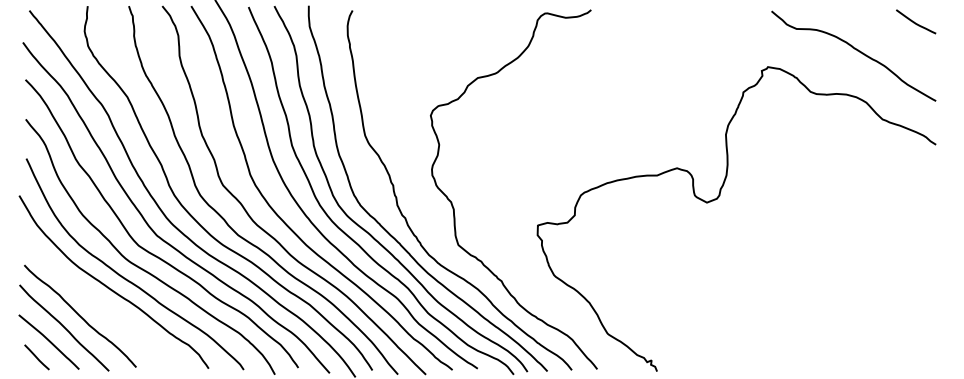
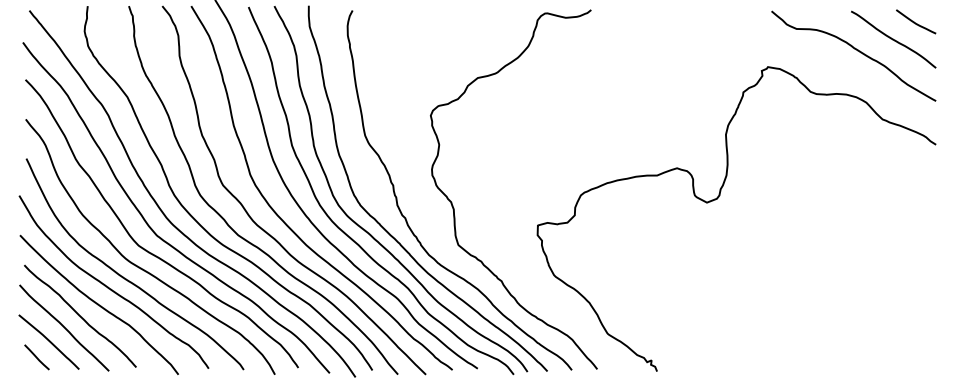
curve: none -> present (893, 39)
curve: none -> present (98, 304)
